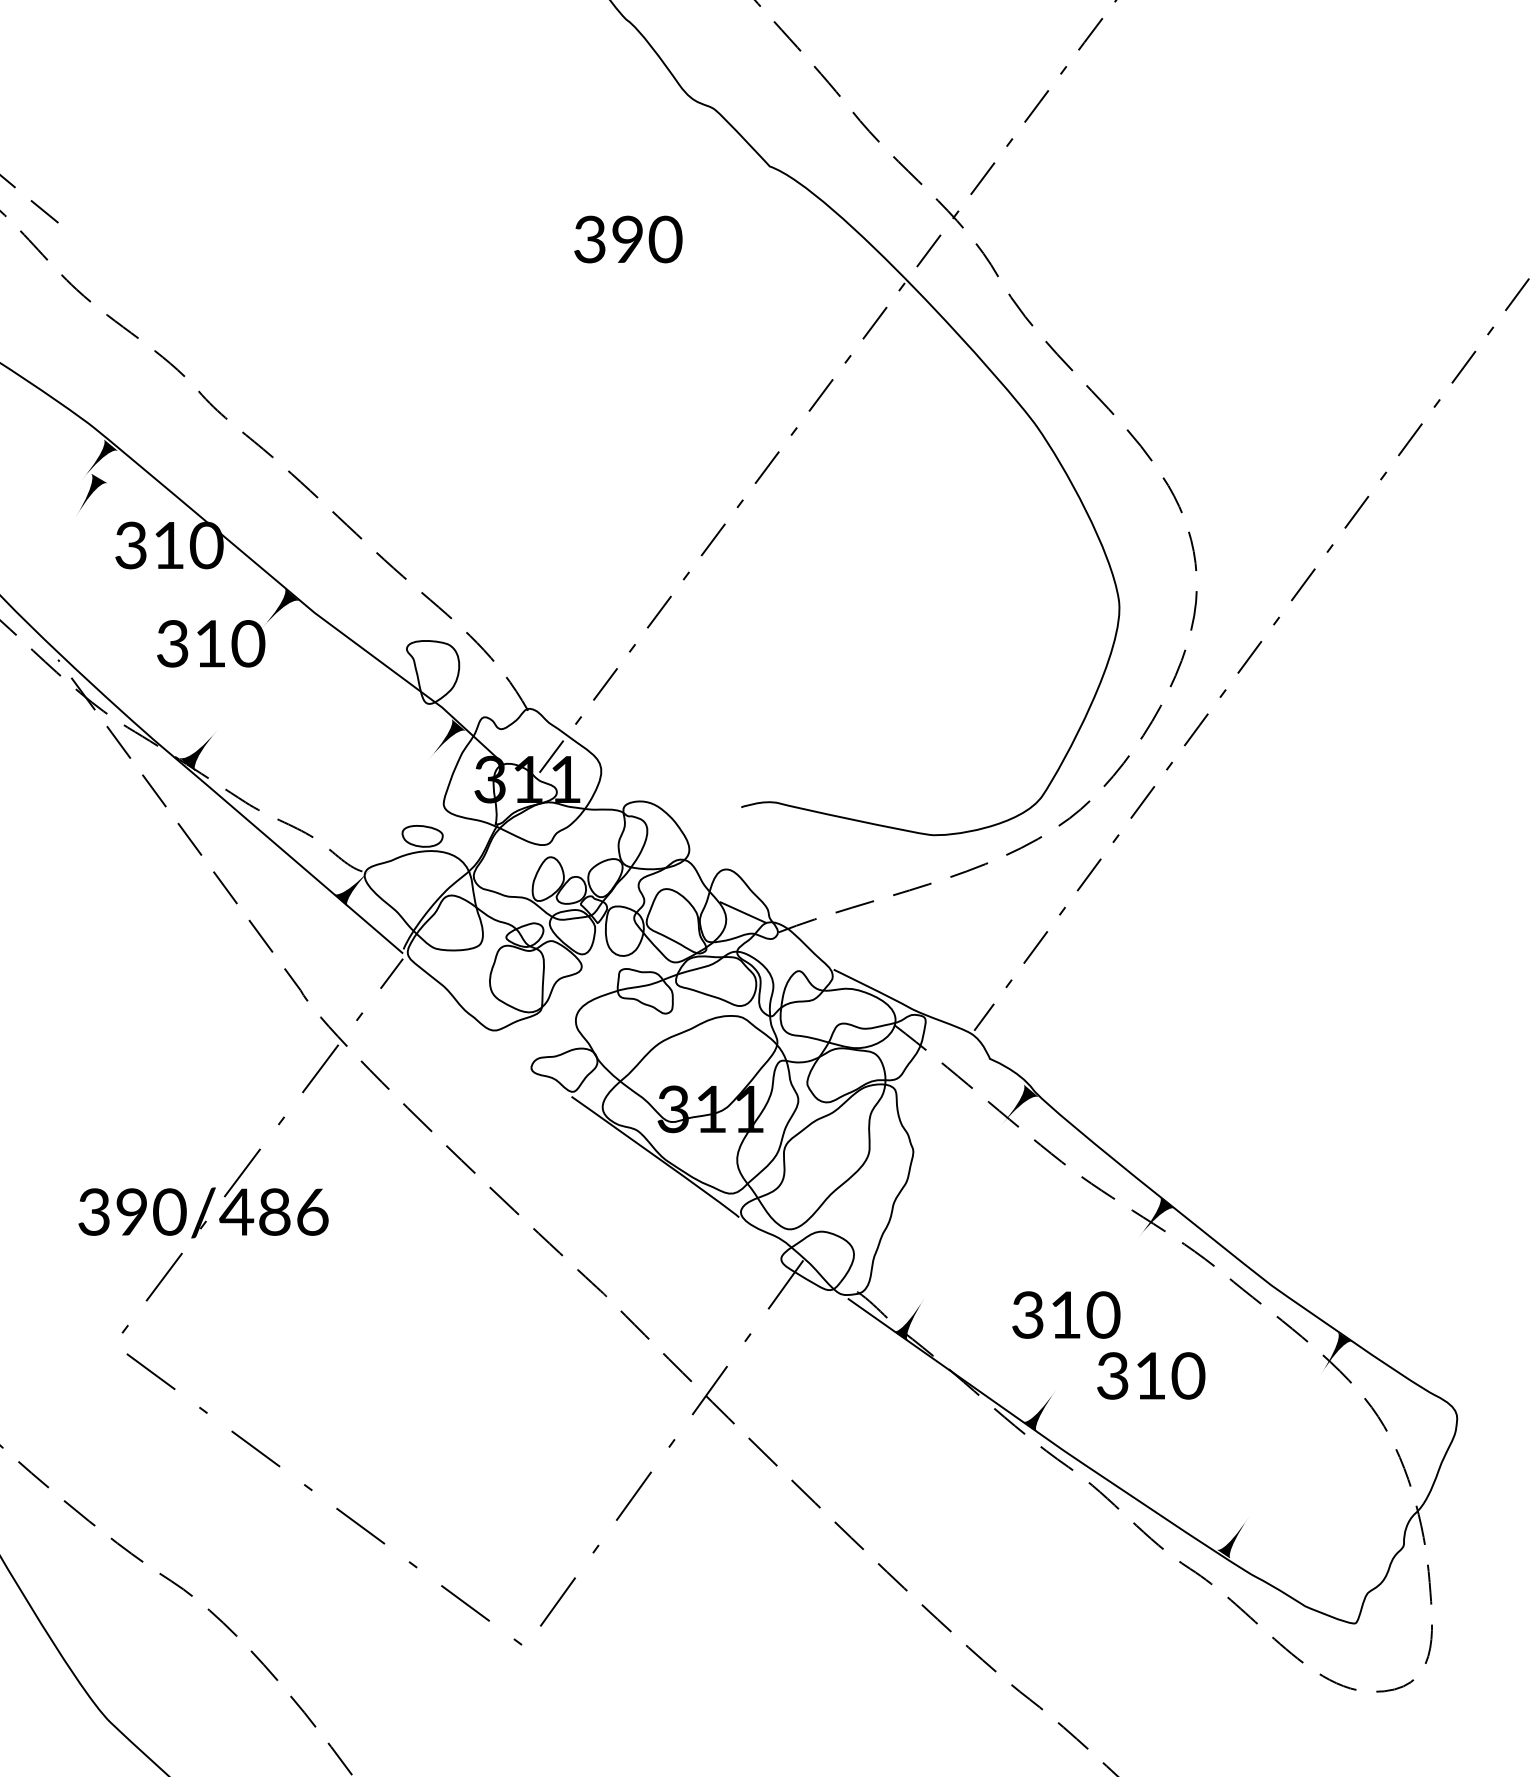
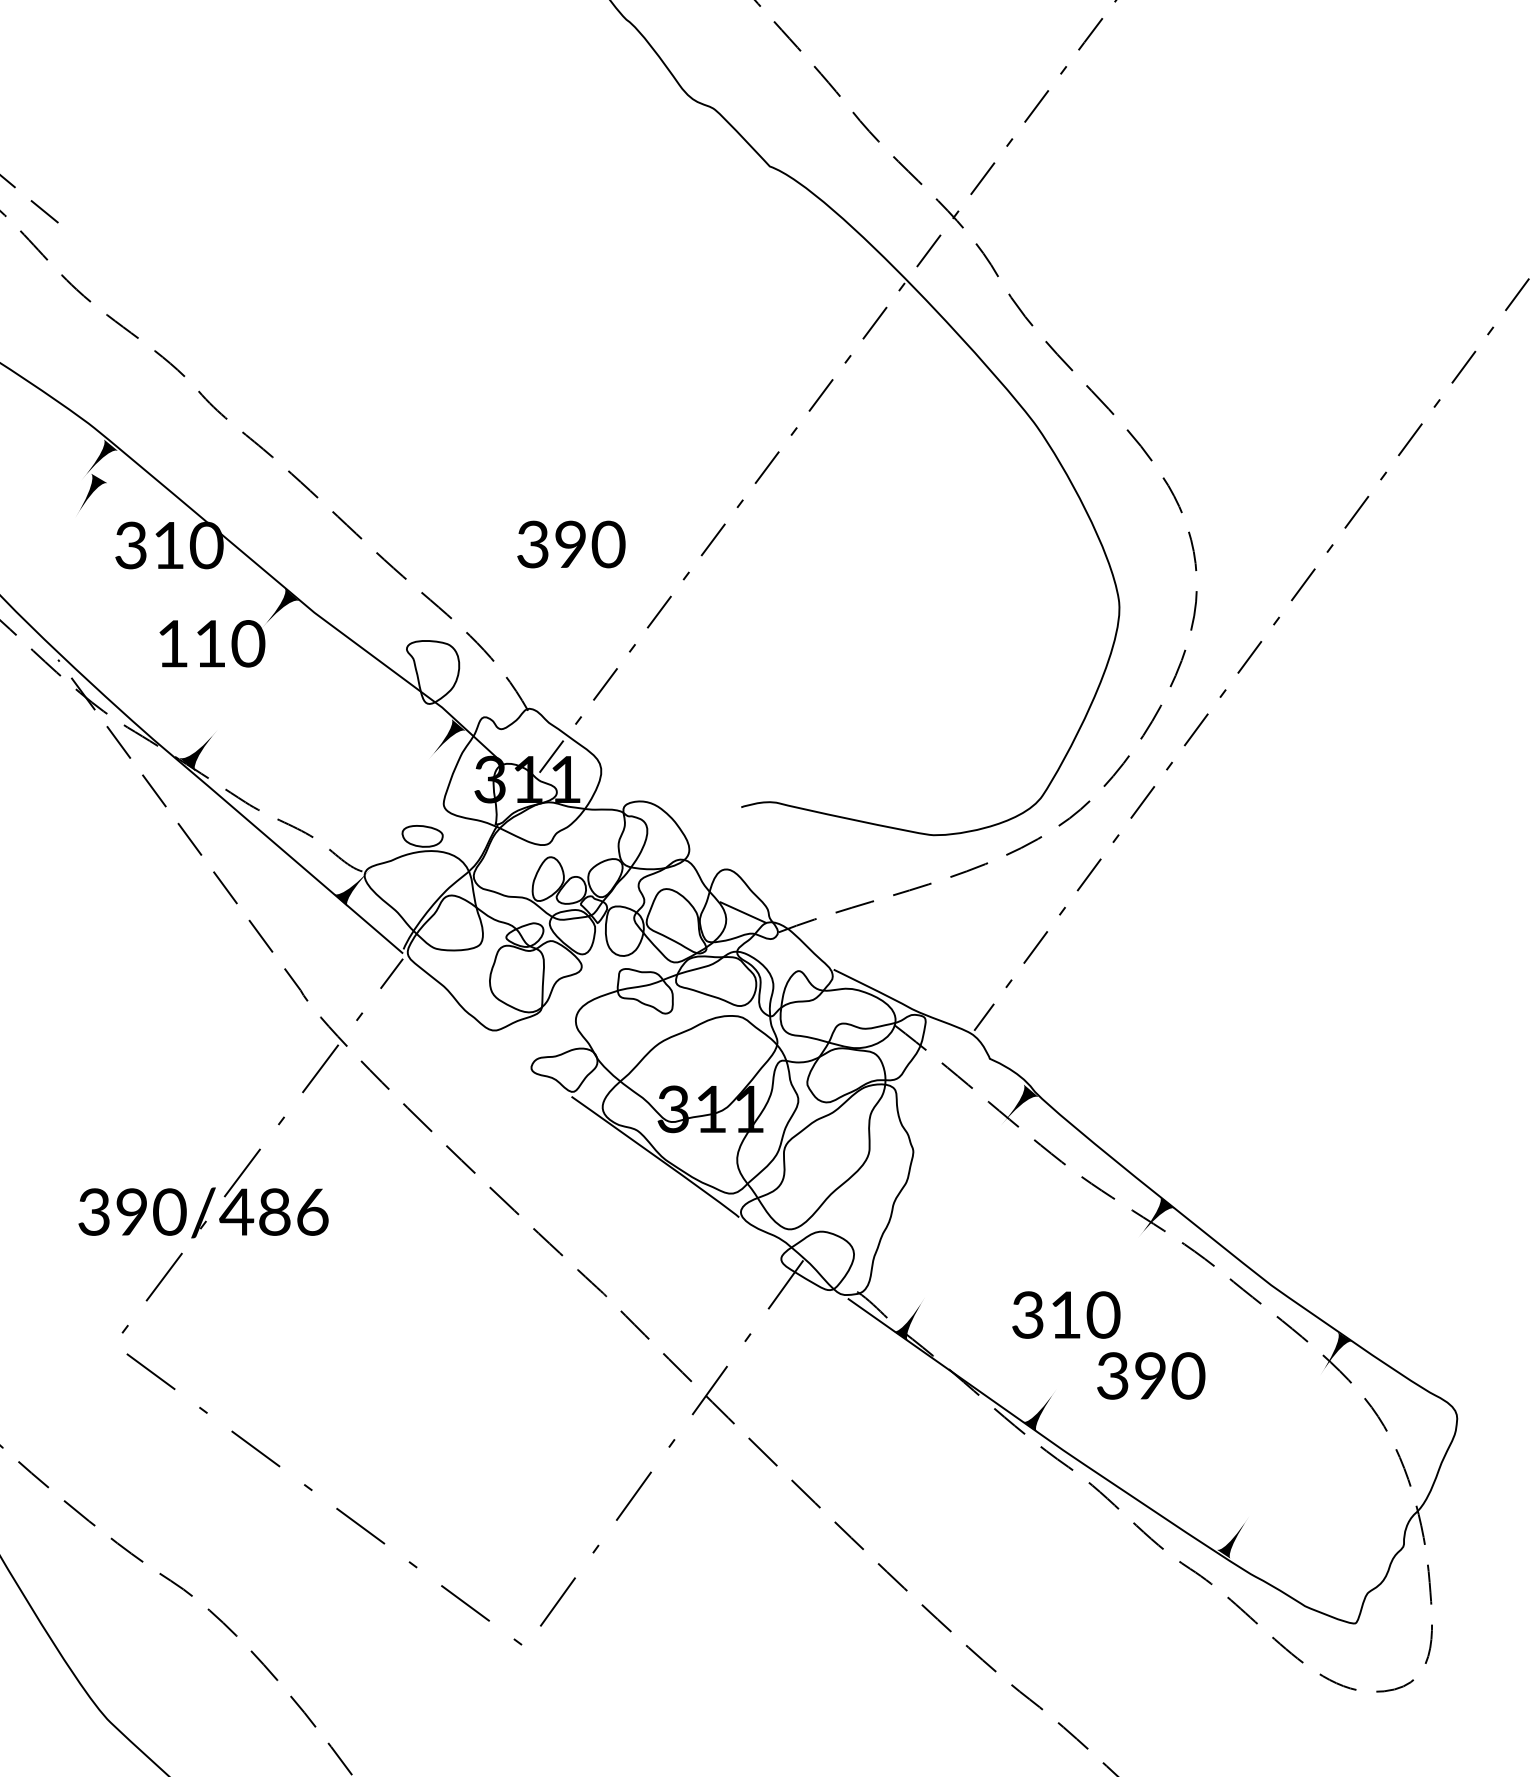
text position: (628, 239) -> (571, 544) (571, 544)
text: 310 -> 110 (172, 643)
text: 310 -> 390 (1150, 1375)
